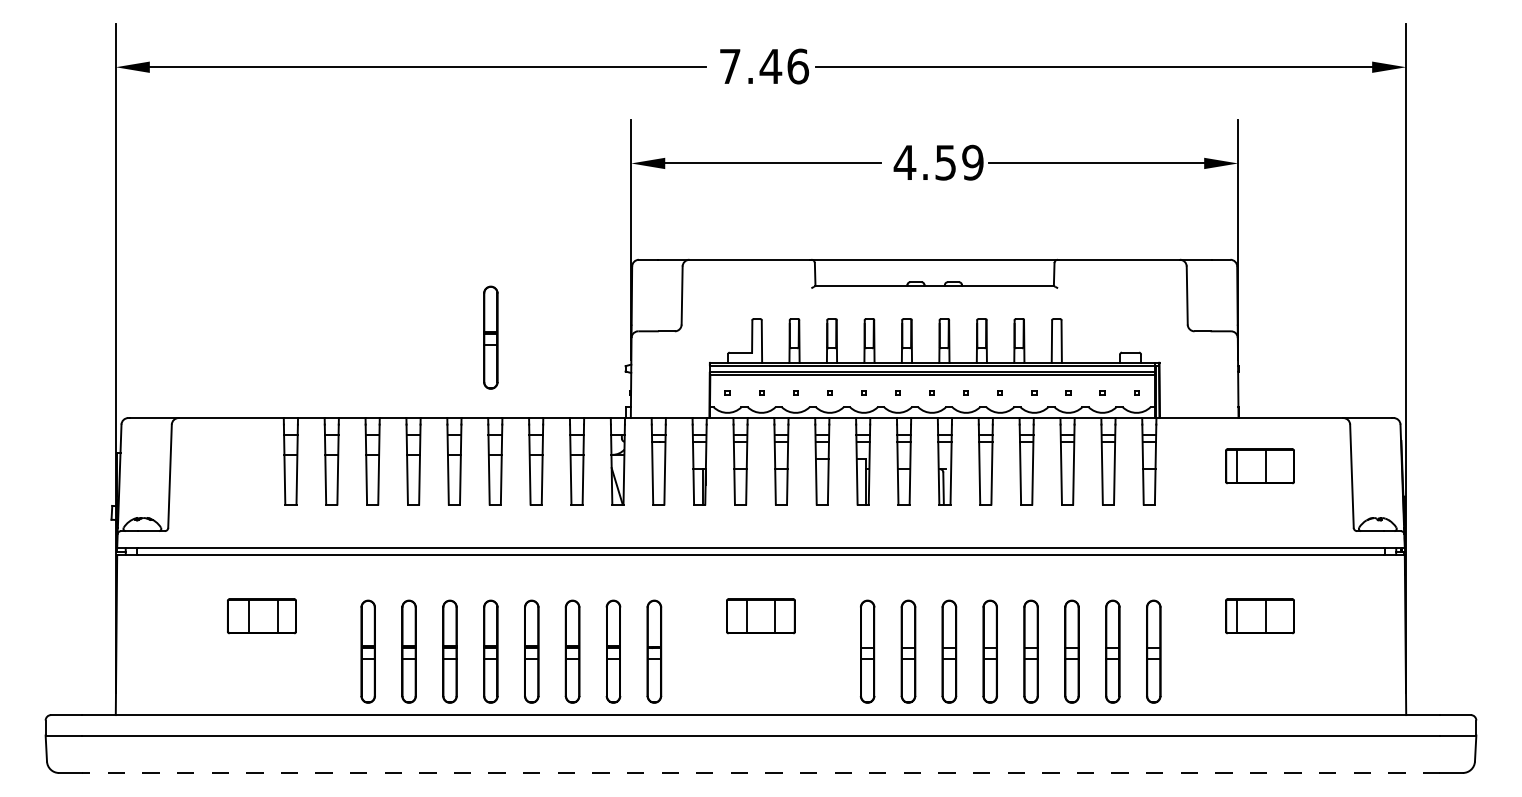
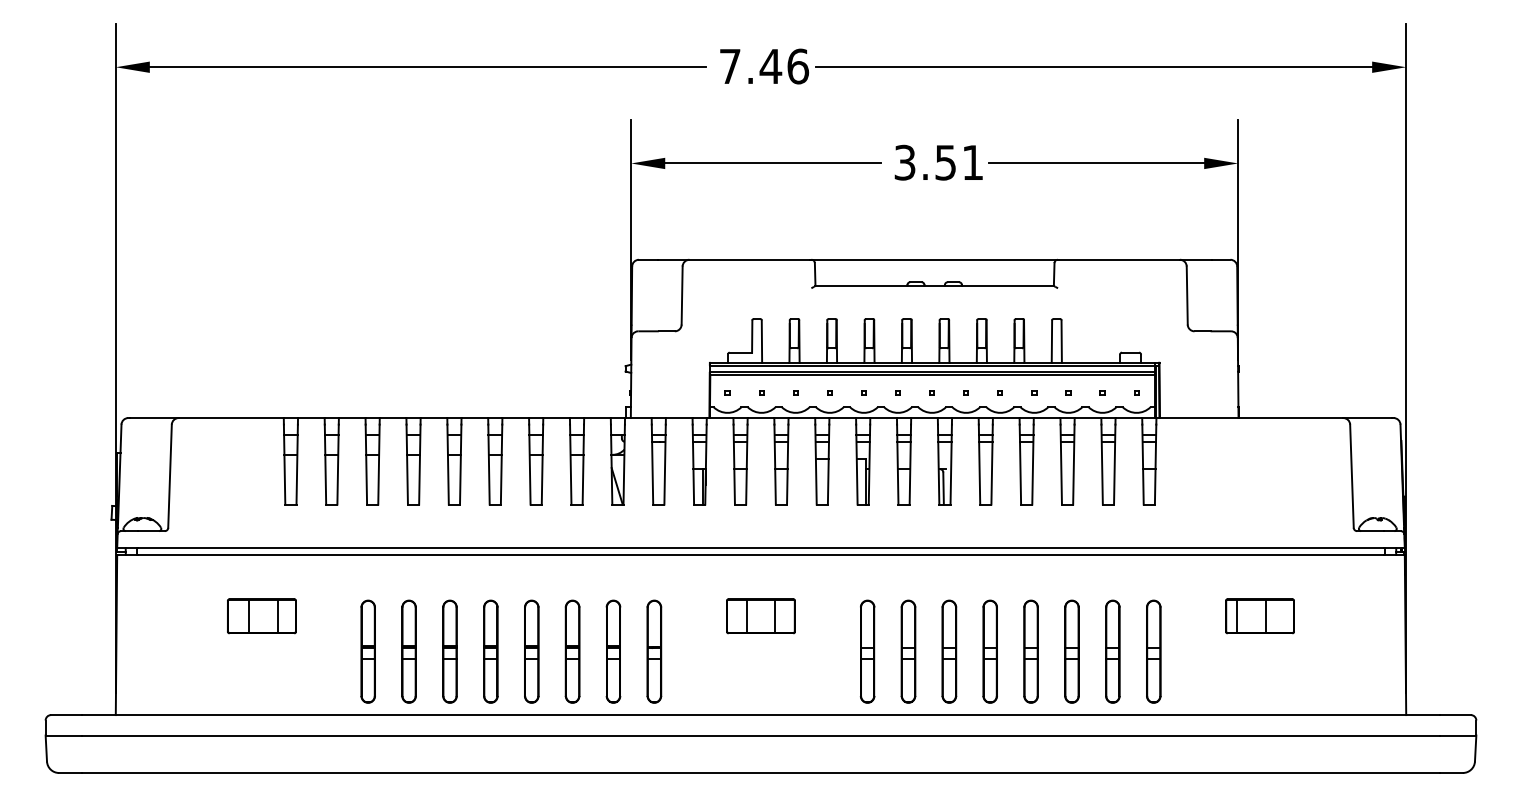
text: 4.59 -> 3.51 (938, 162)
part: present -> none (490, 337)
part: present -> none (1259, 466)
line: dashed -> solid (760, 773)
